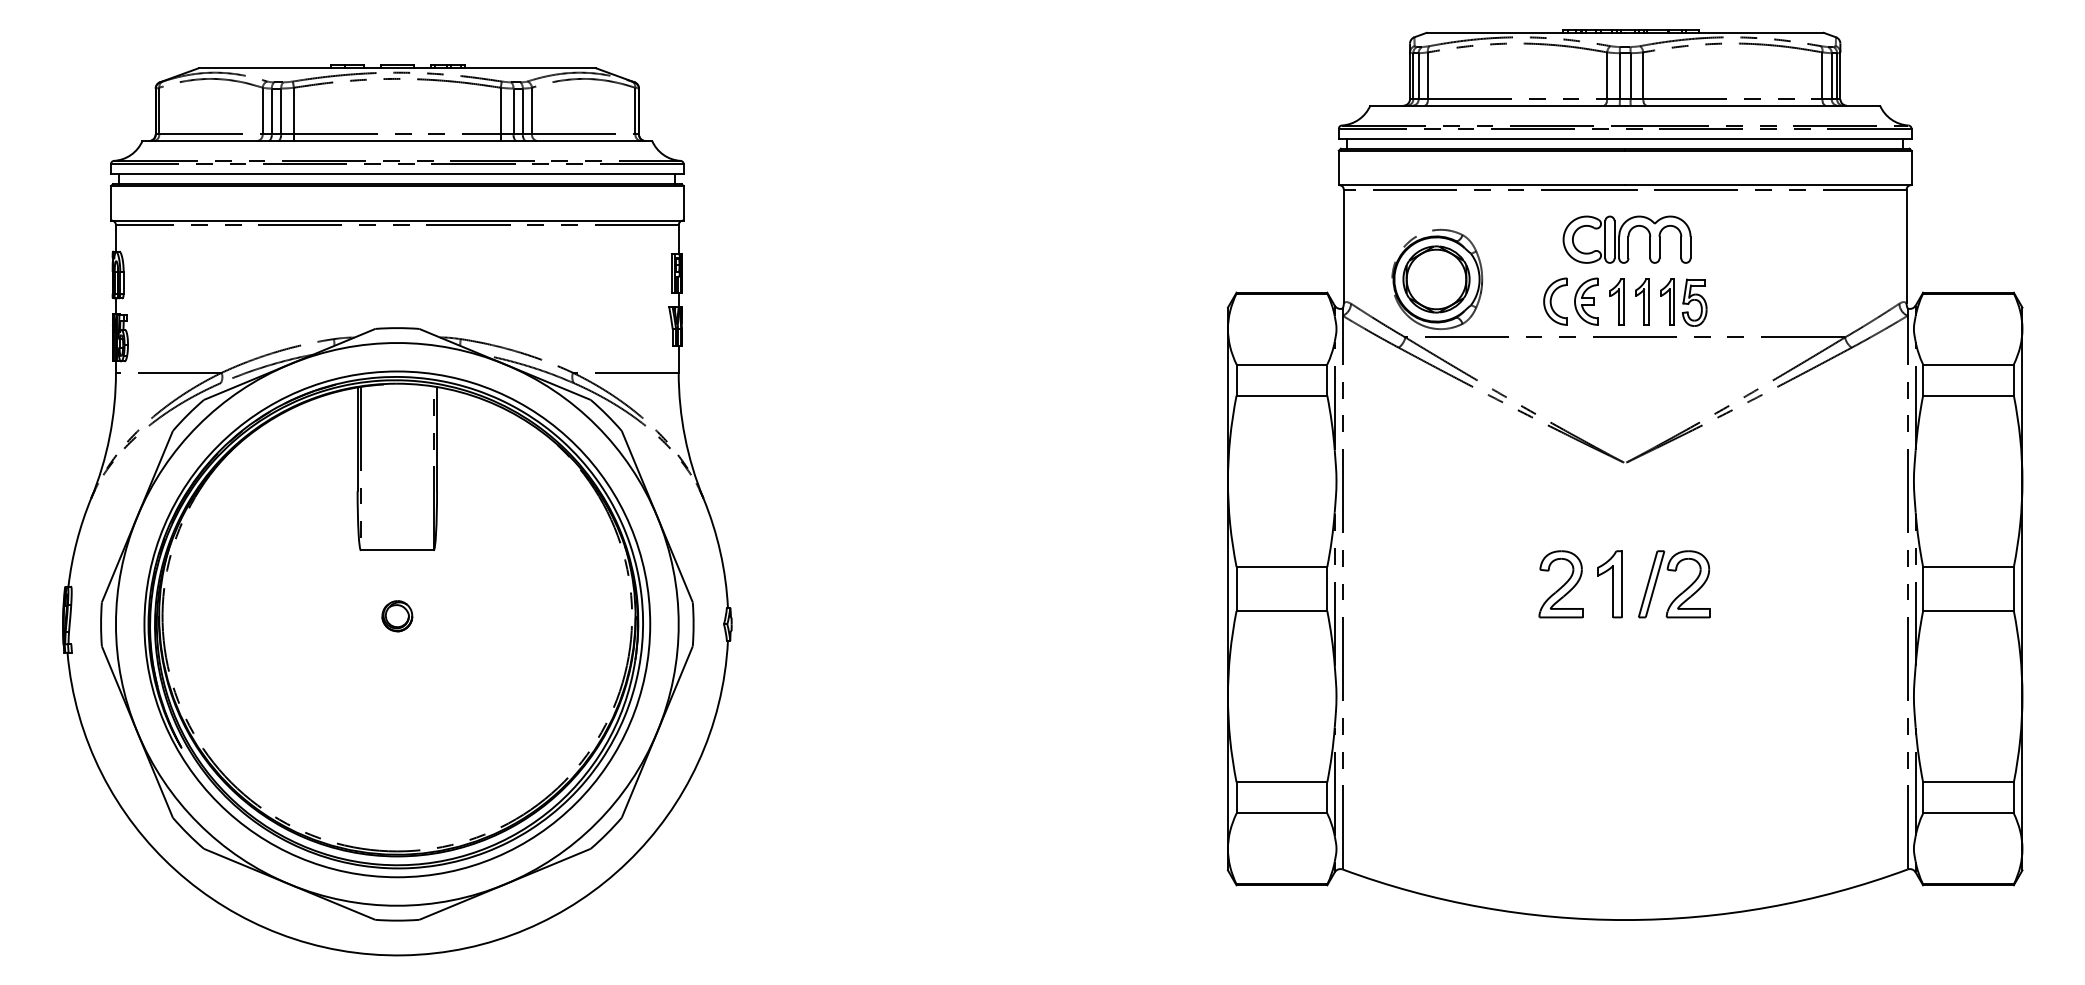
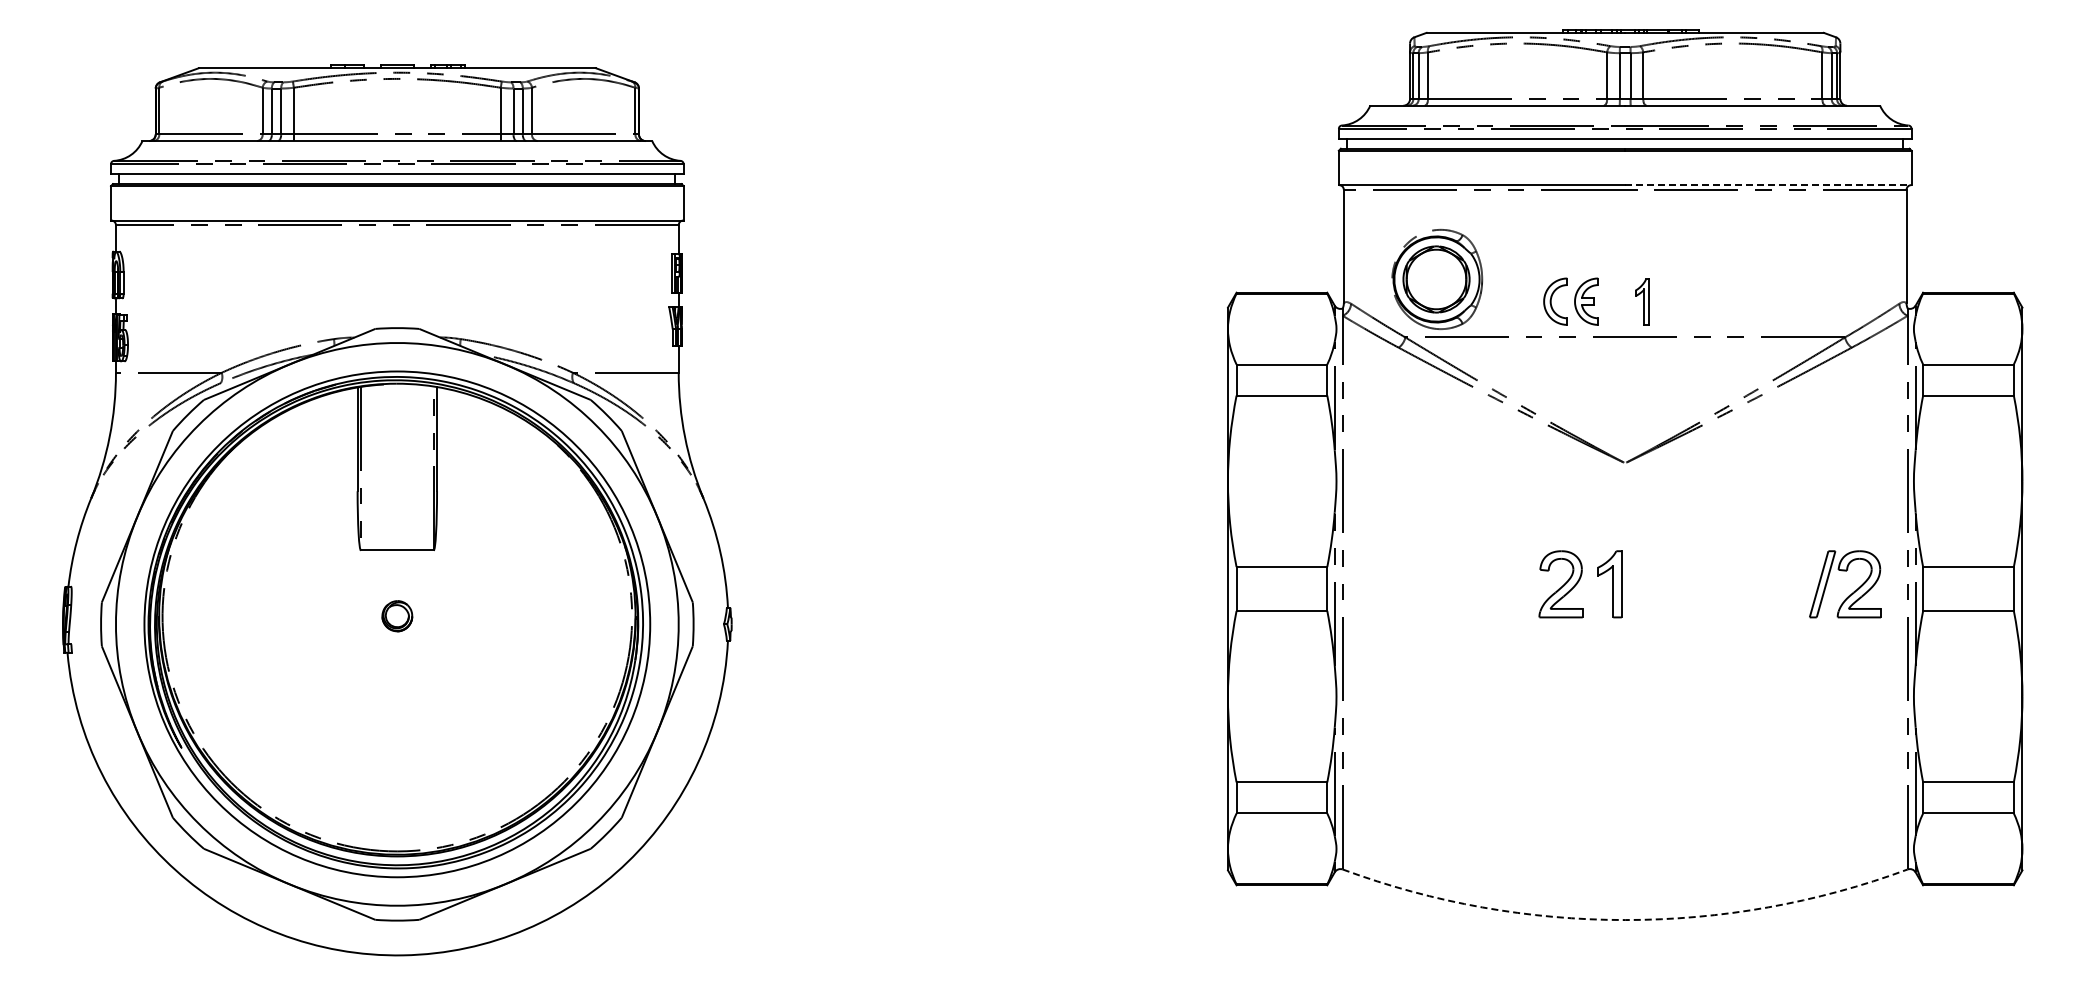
line: solid -> dashed (1768, 185)
part: present -> none (1626, 239)
part: present -> none (1616, 301)
part: present -> none (1683, 302)
part position: (1682, 591) -> (1853, 591) (1853, 591)
arc: solid -> dashed (1625, 920)
